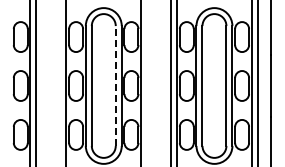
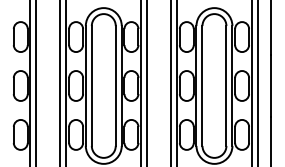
line: none -> present (60, 82)
line: none -> present (147, 82)
line: dashed -> solid (115, 86)
